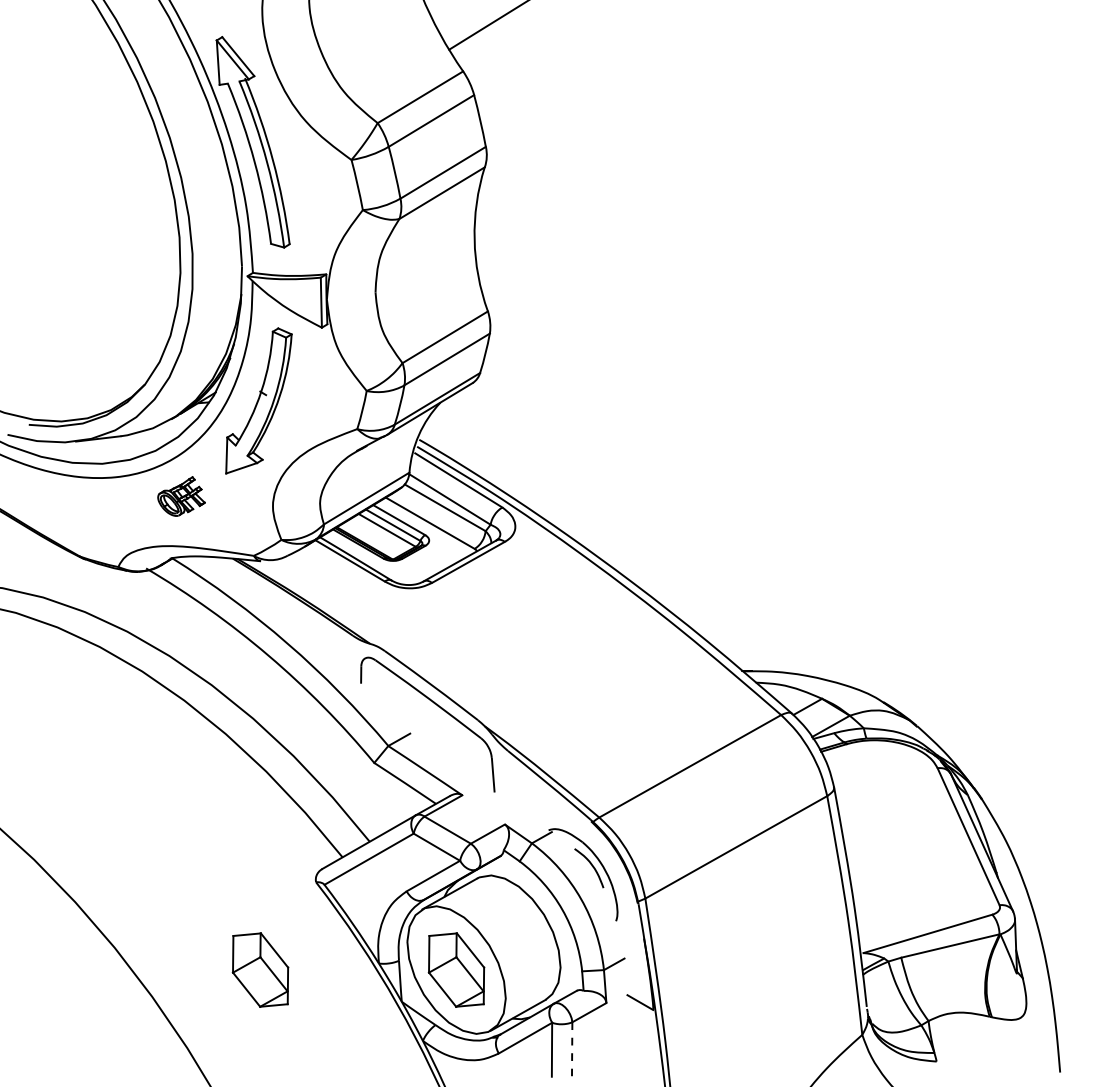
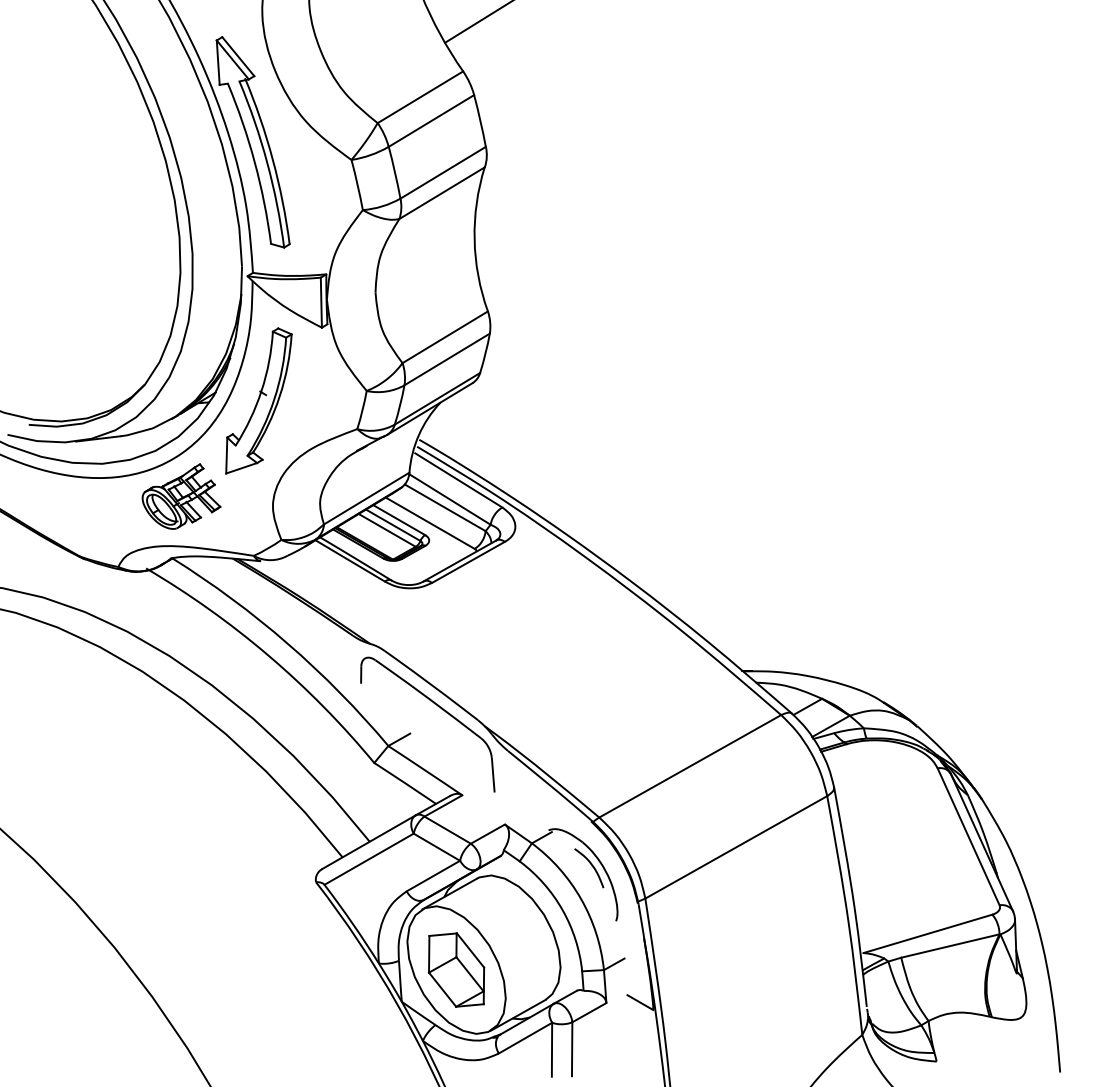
line position: (487, 25) -> (477, 22) (477, 22)
part size: 49x41 px -> 81x67 px (181, 496)
part: present -> none (260, 969)
line: dashed -> solid (572, 1049)
